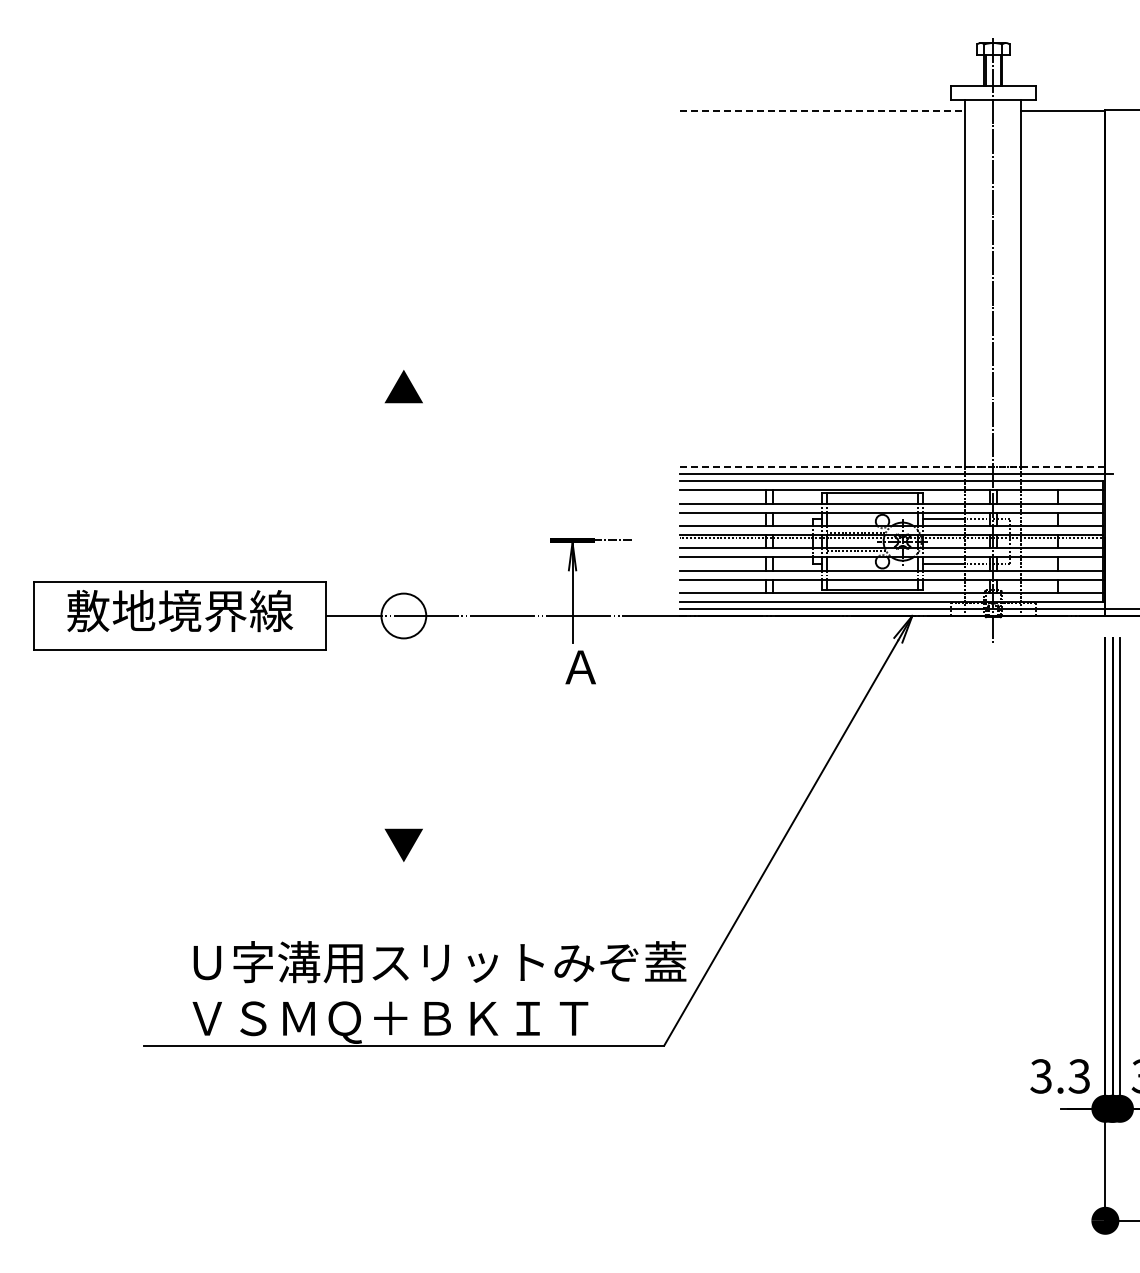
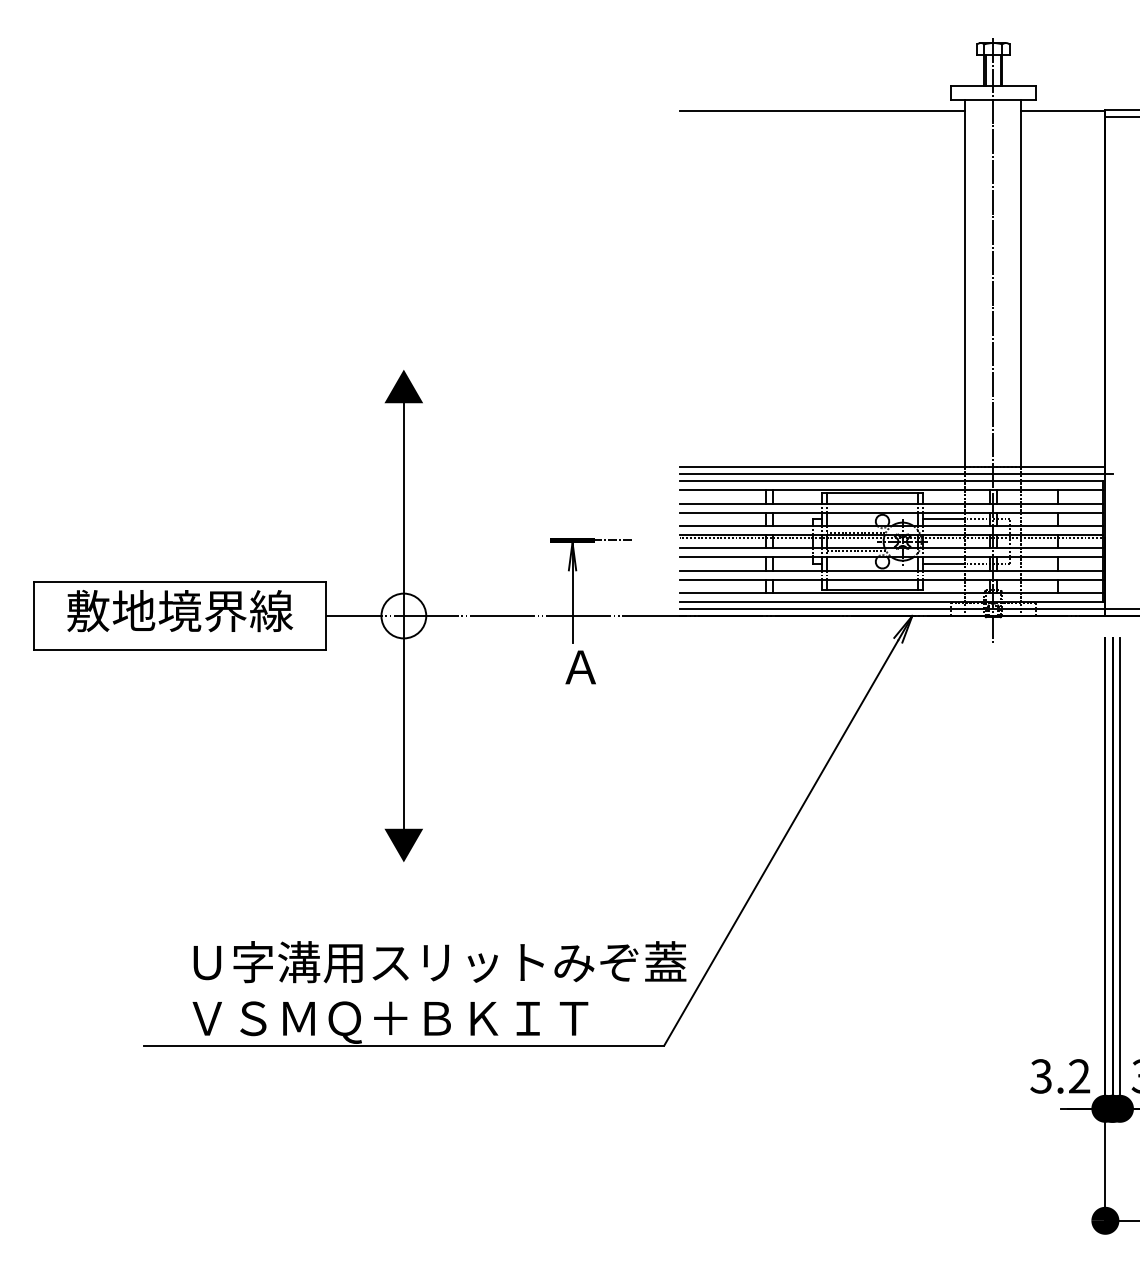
line: dashed -> solid (822, 110)
line: none -> present (1120, 116)
line: dashed -> solid (892, 467)
line: none -> present (403, 616)
text: 3.3 -> 3.2 (1079, 1076)
